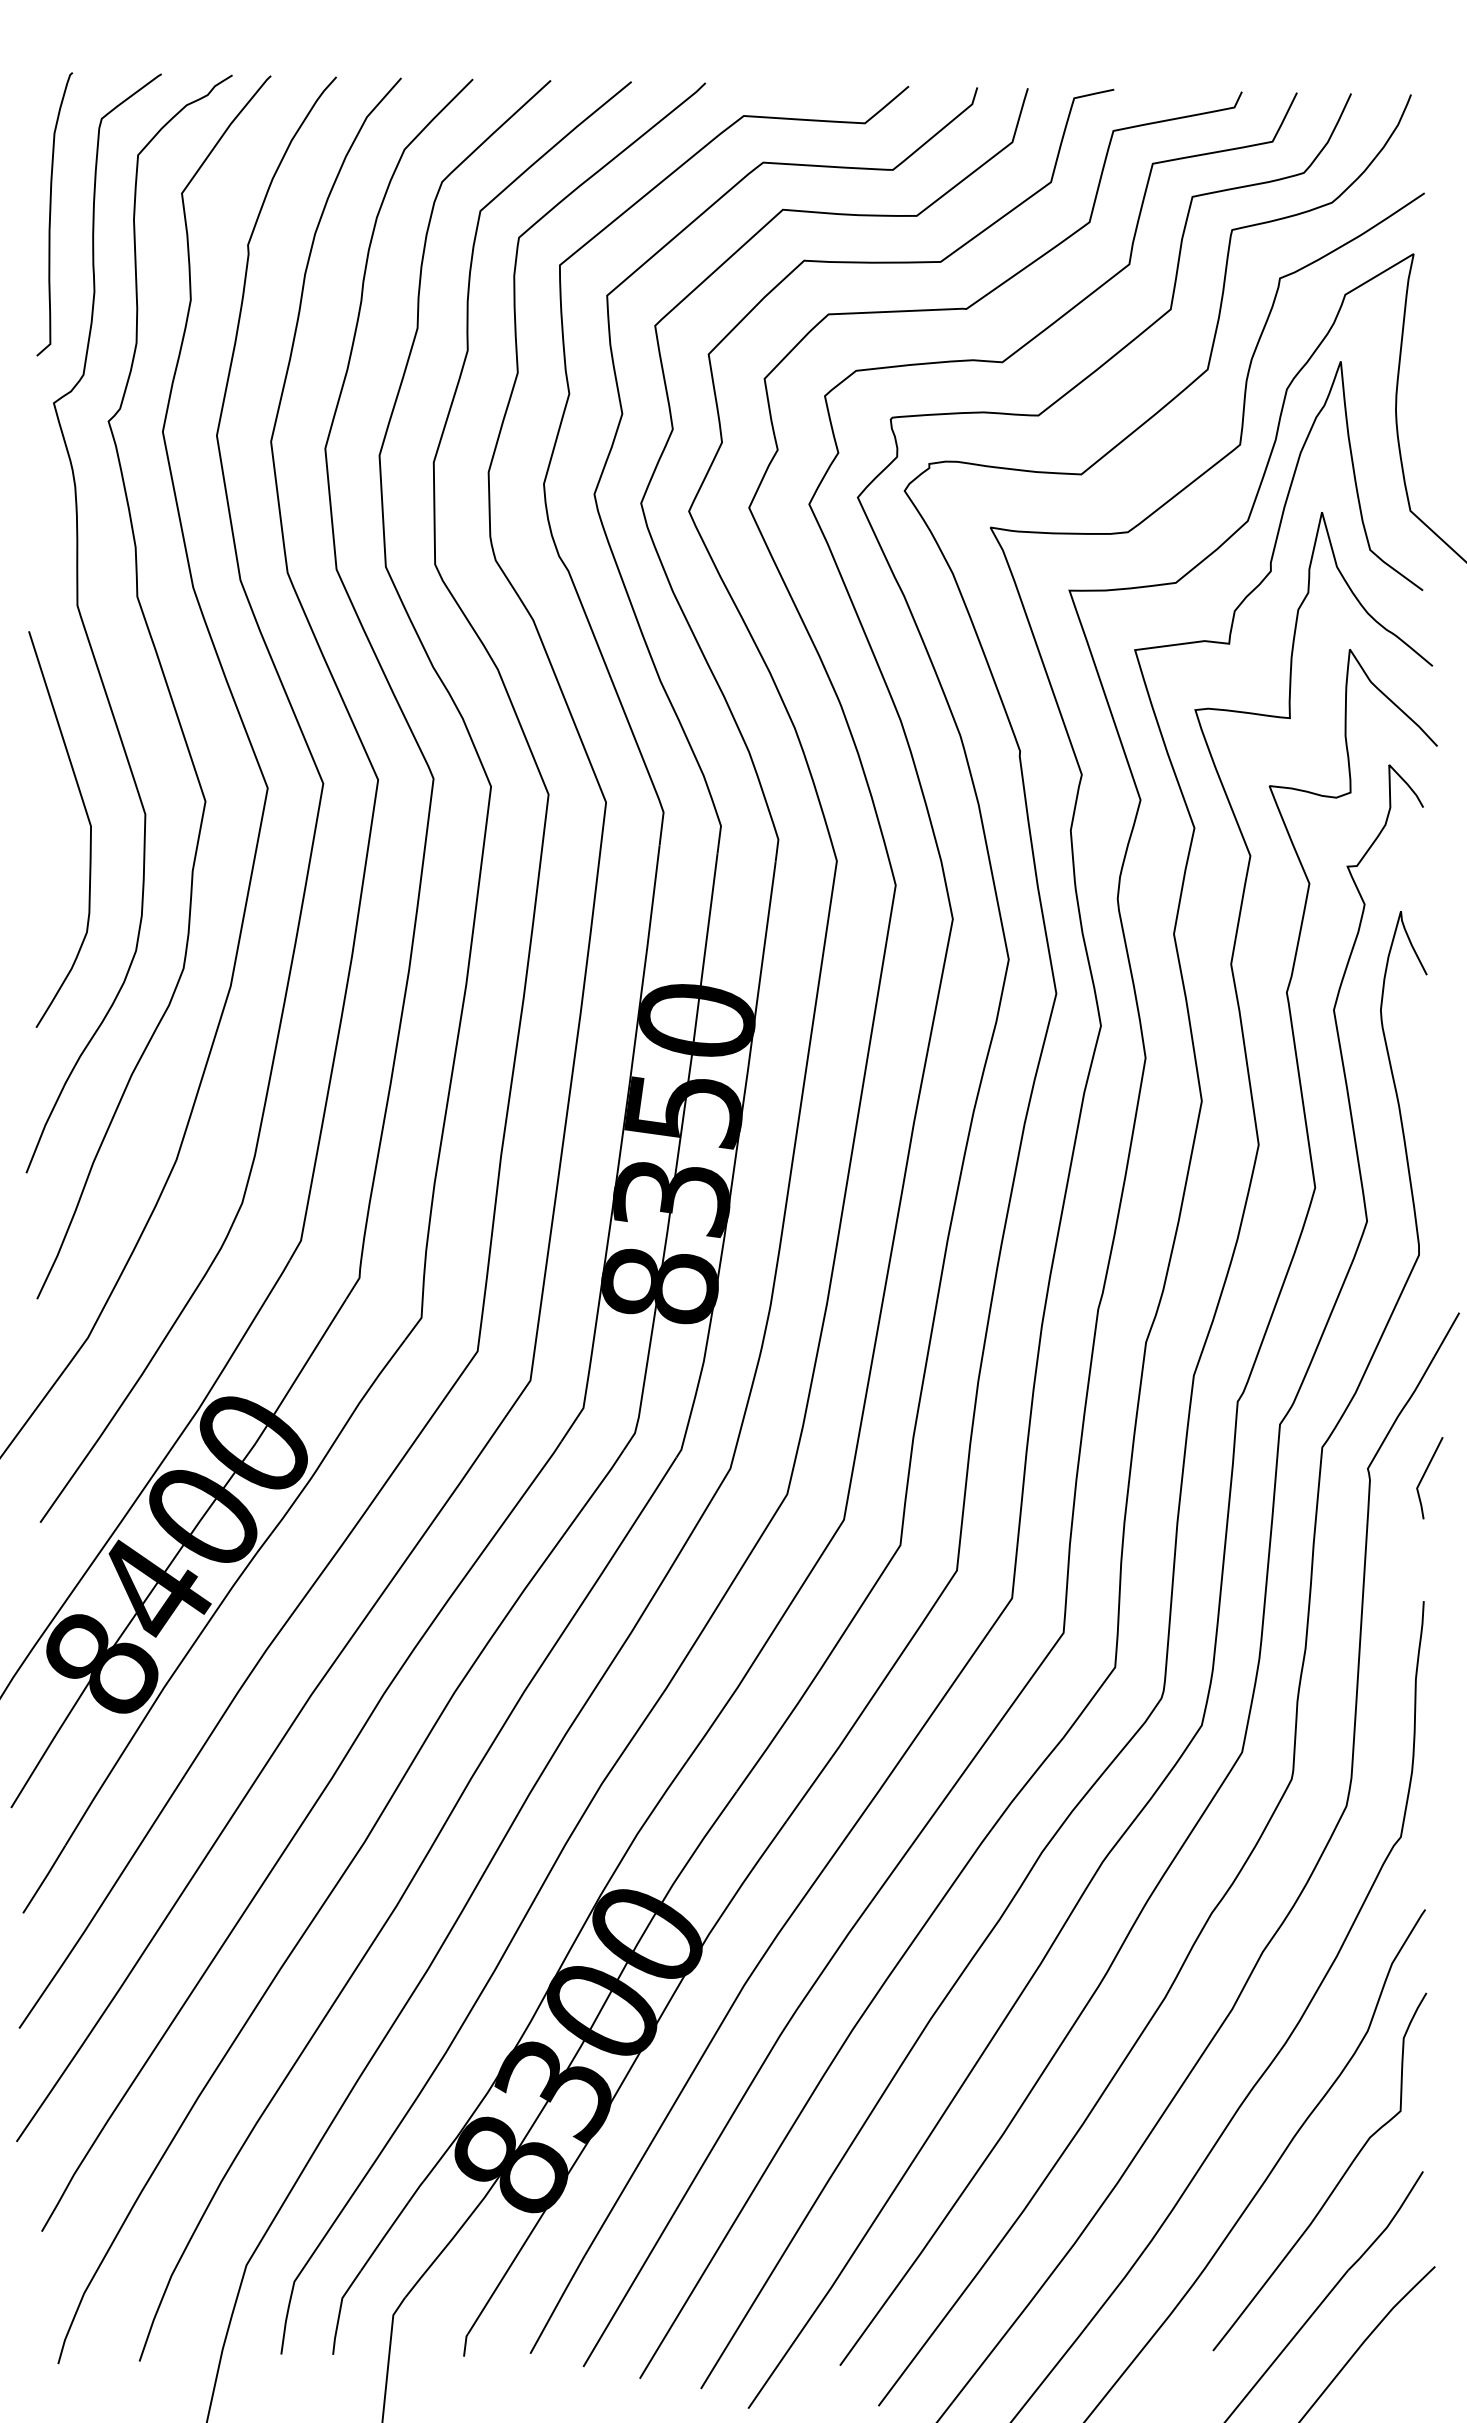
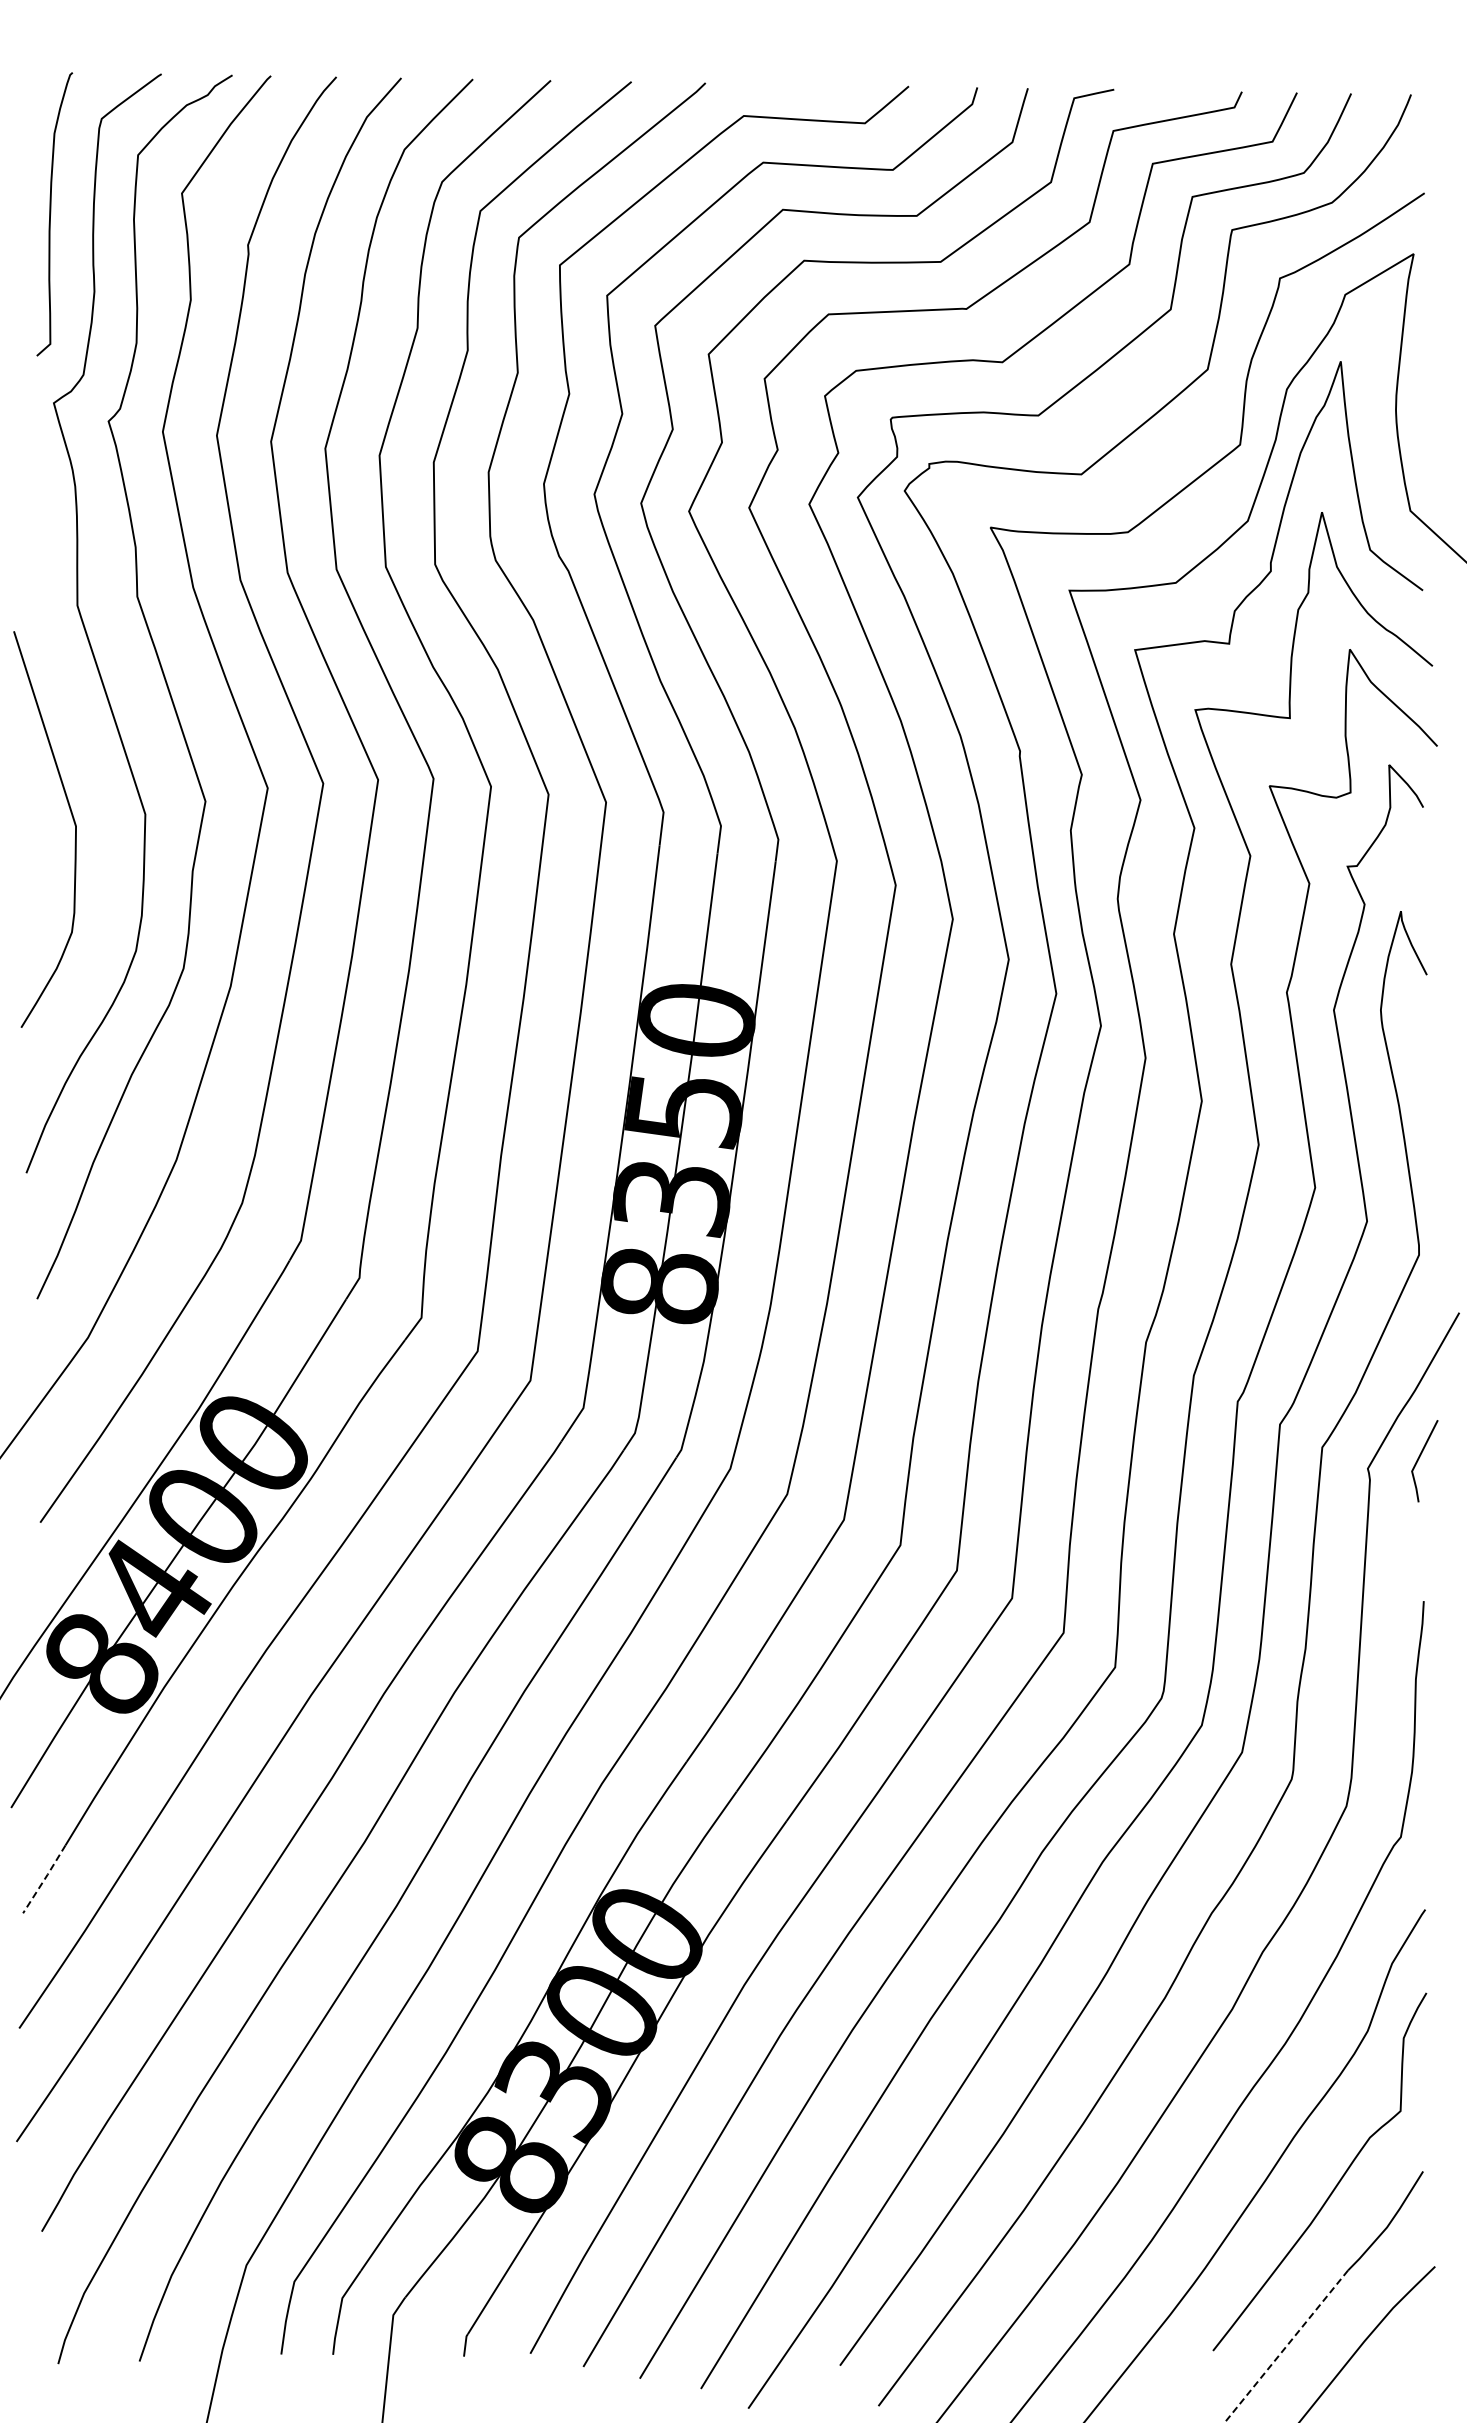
curve position: (87, 819) -> (72, 819) (72, 819)
line position: (1424, 1476) -> (1419, 1459) (1419, 1459)
line: solid -> dashed (45, 1878)
line: solid -> dashed (1286, 2346)
